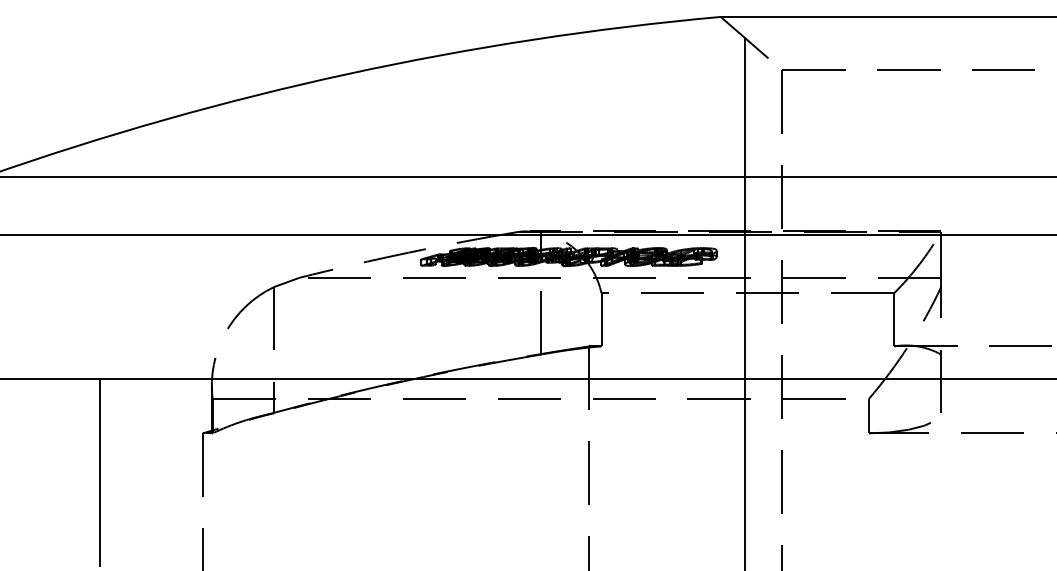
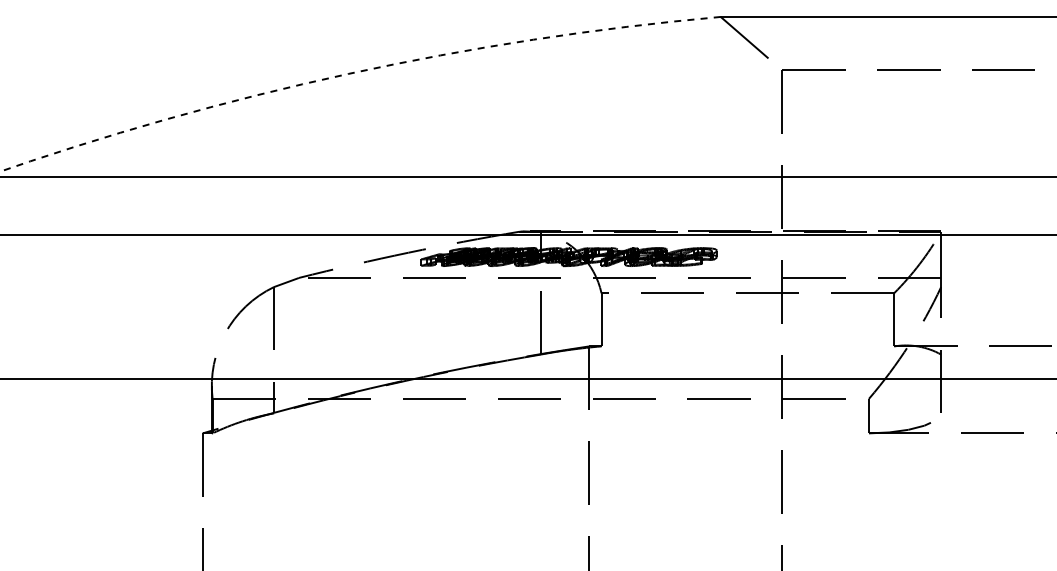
arc: solid -> dashed (354, 72)
line: present -> none (744, 302)
line: present -> none (99, 471)
